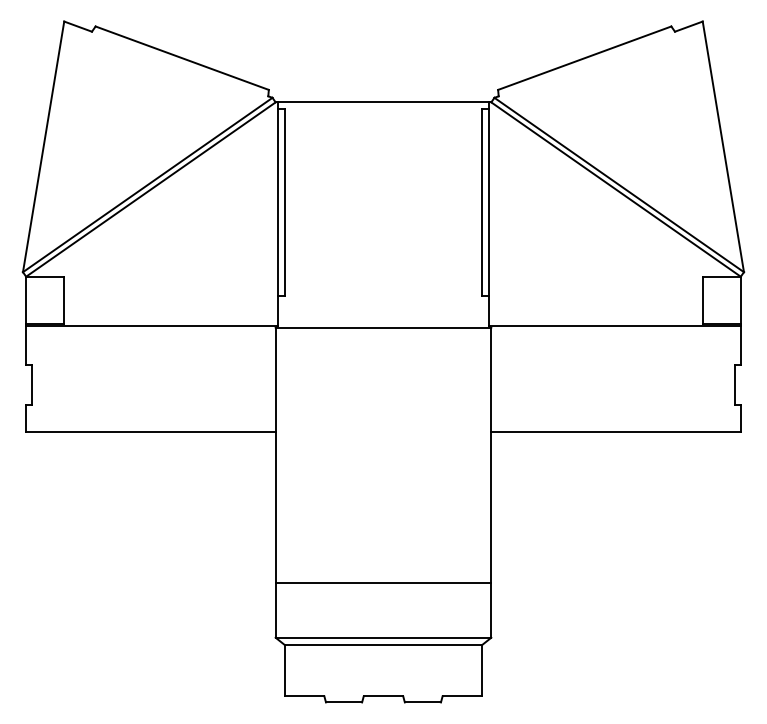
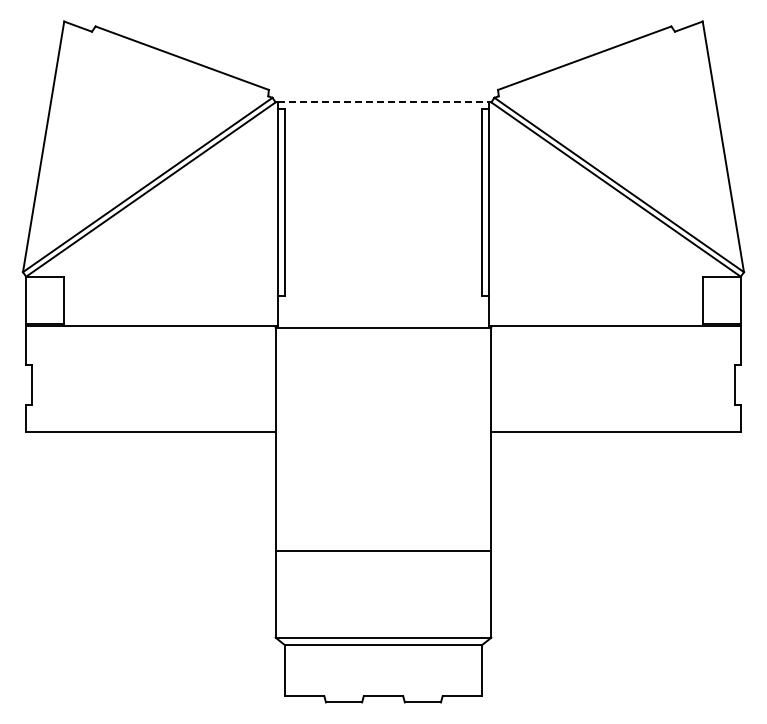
line: solid -> dashed (383, 102)
line position: (383, 582) -> (383, 550) (383, 550)
